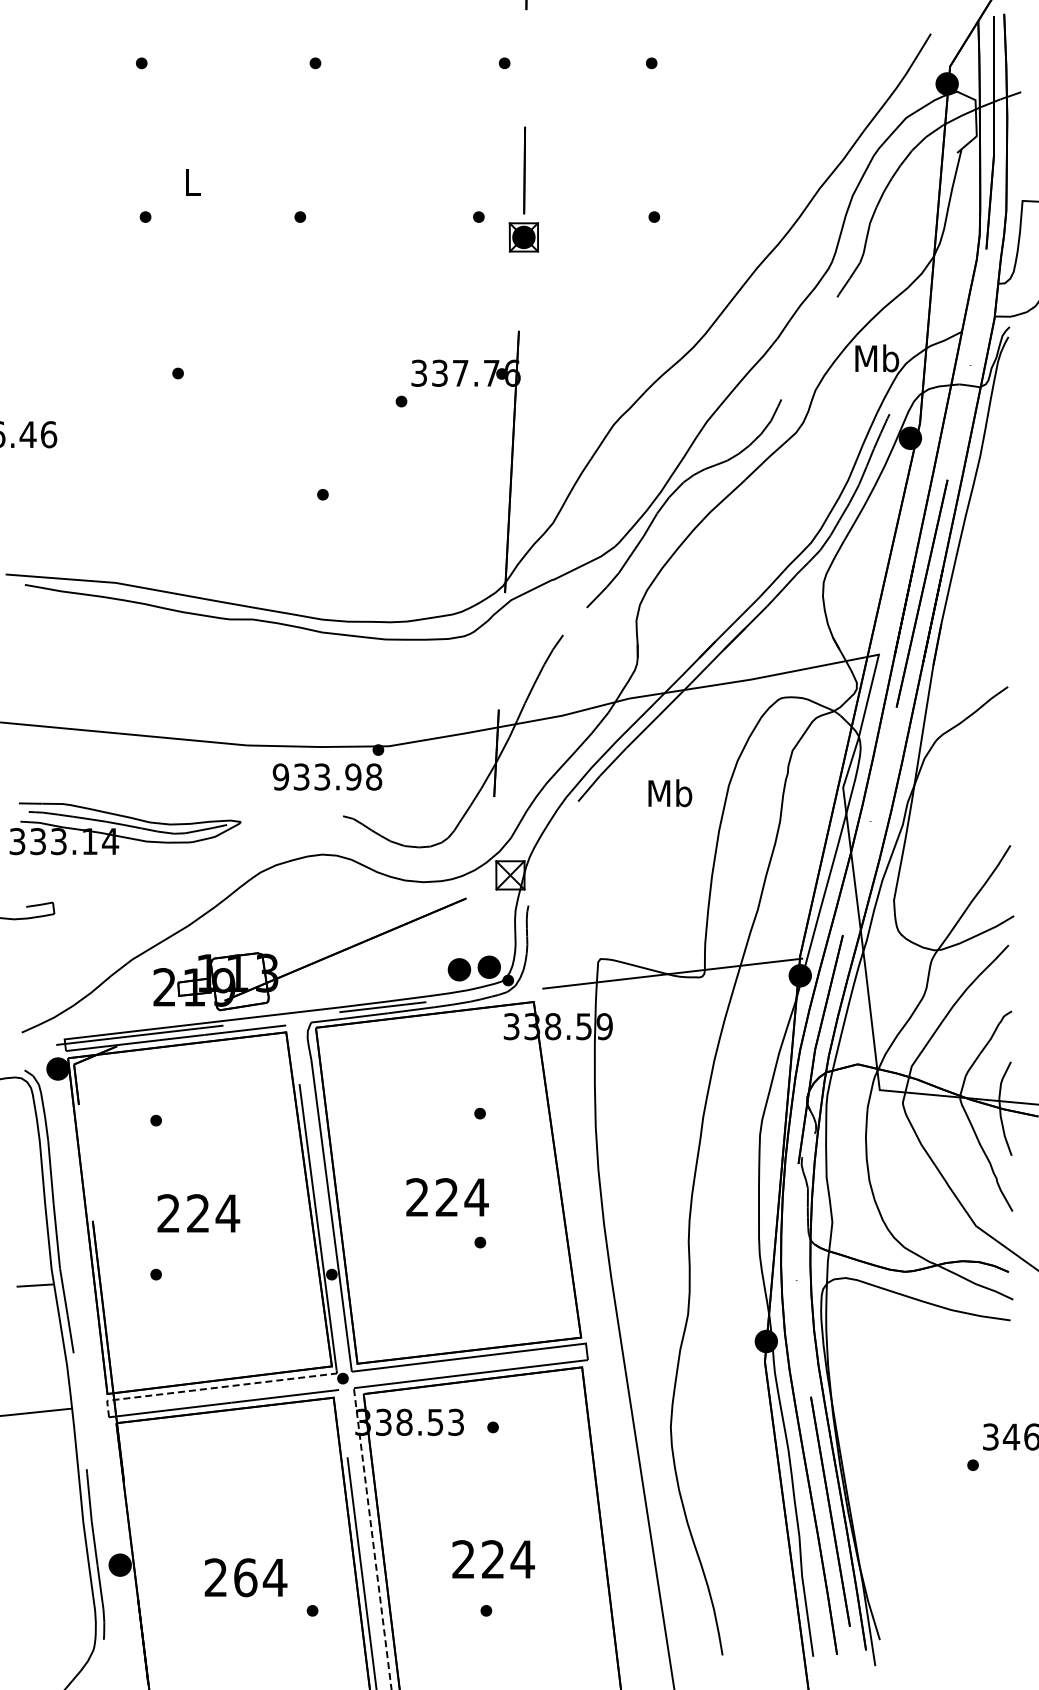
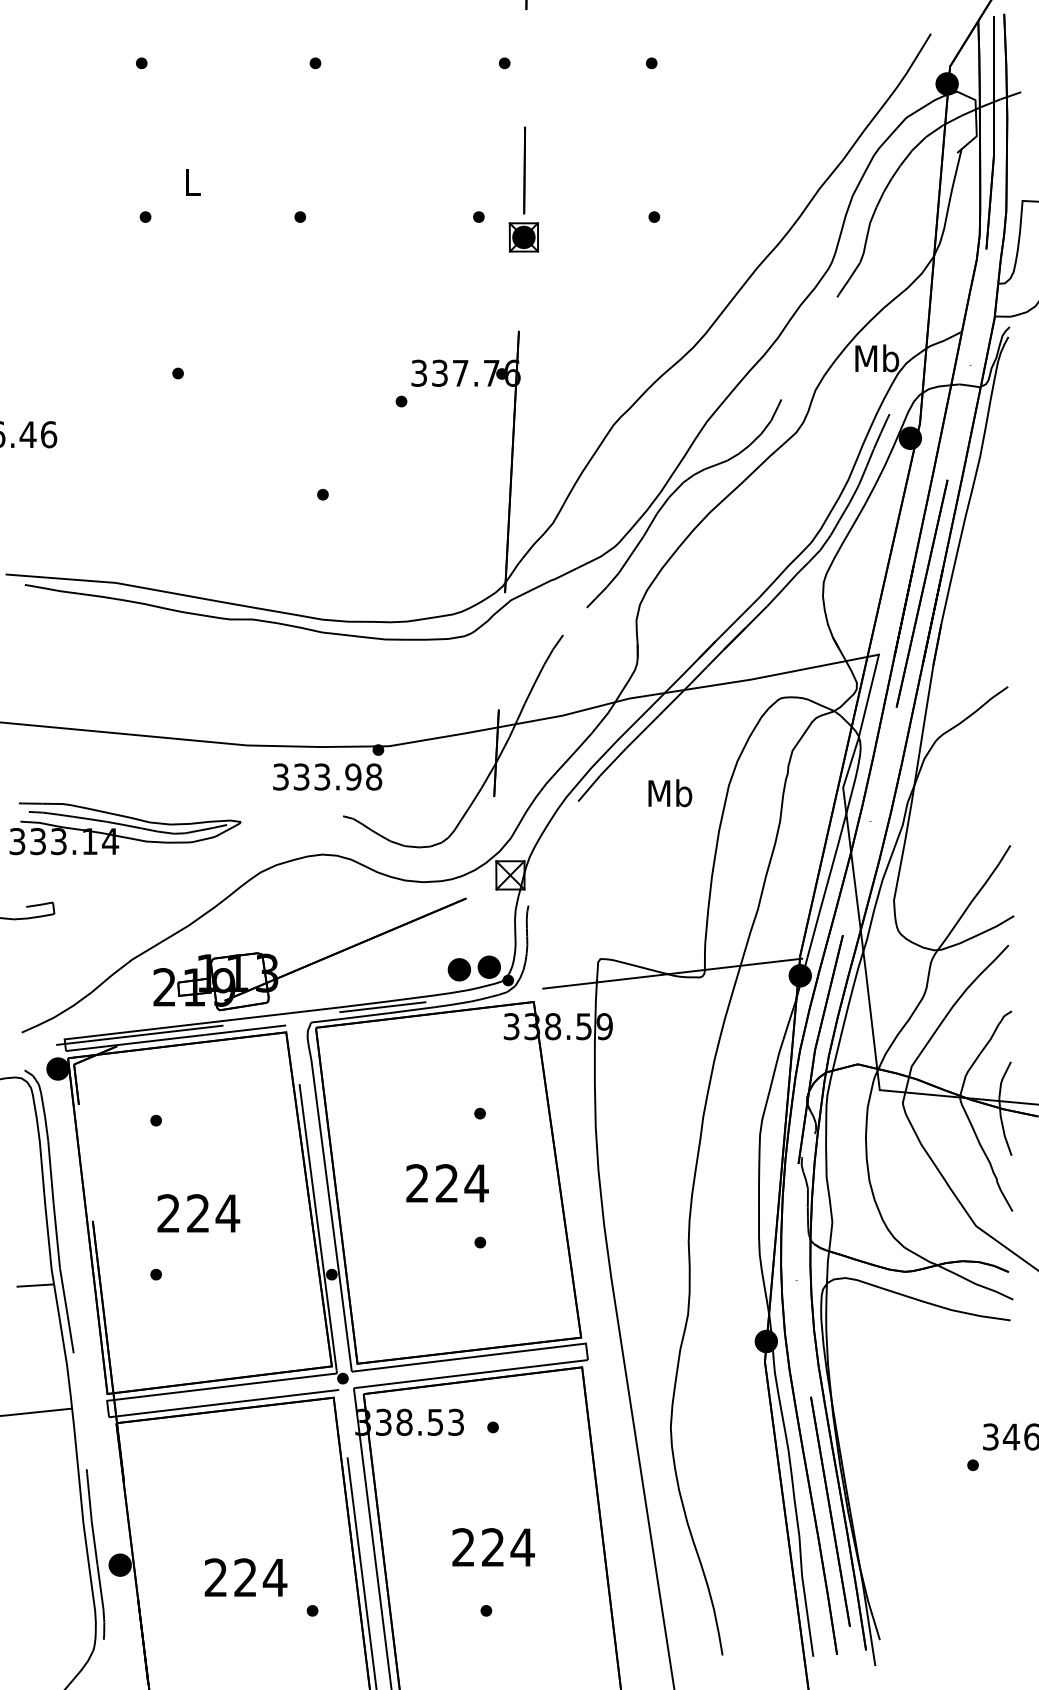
text: 933.98 -> 333.98 (280, 776)
text position: (447, 1197) -> (447, 1183) (447, 1183)
line: dashed -> solid (213, 1388)
line: dashed -> solid (372, 1538)
text position: (493, 1559) -> (493, 1547) (493, 1547)
text: 264 -> 224 (245, 1577)
